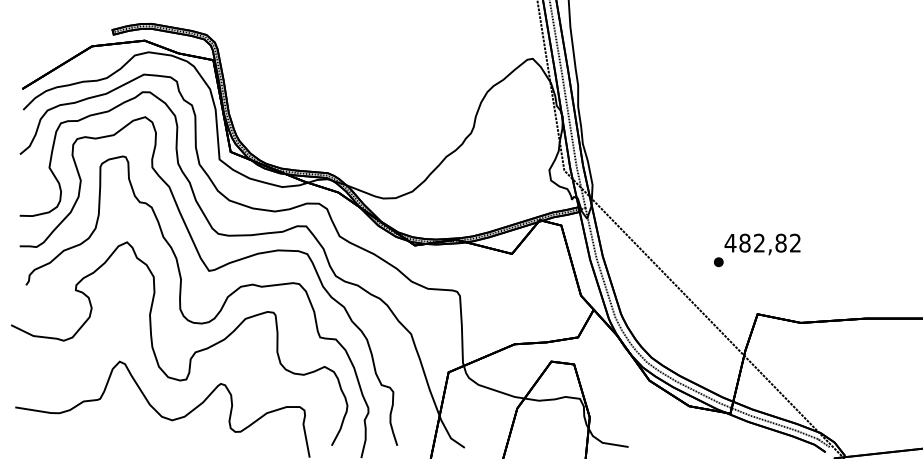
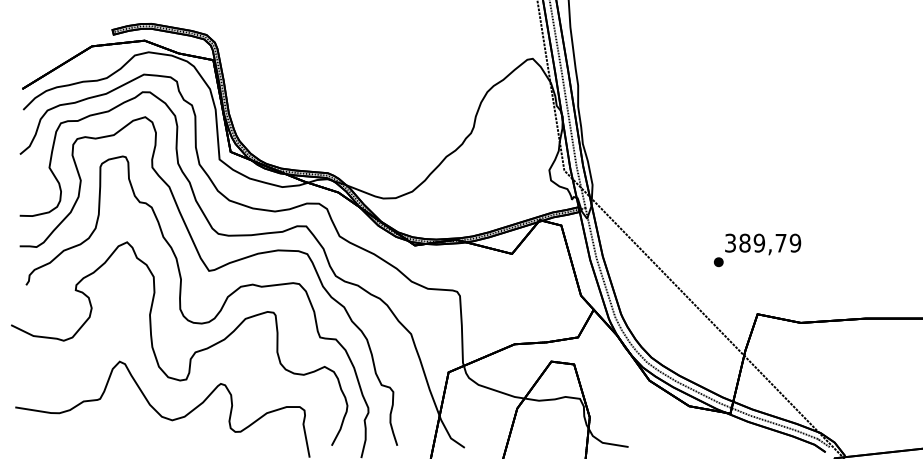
text: 482,82 -> 389,79 (762, 242)
